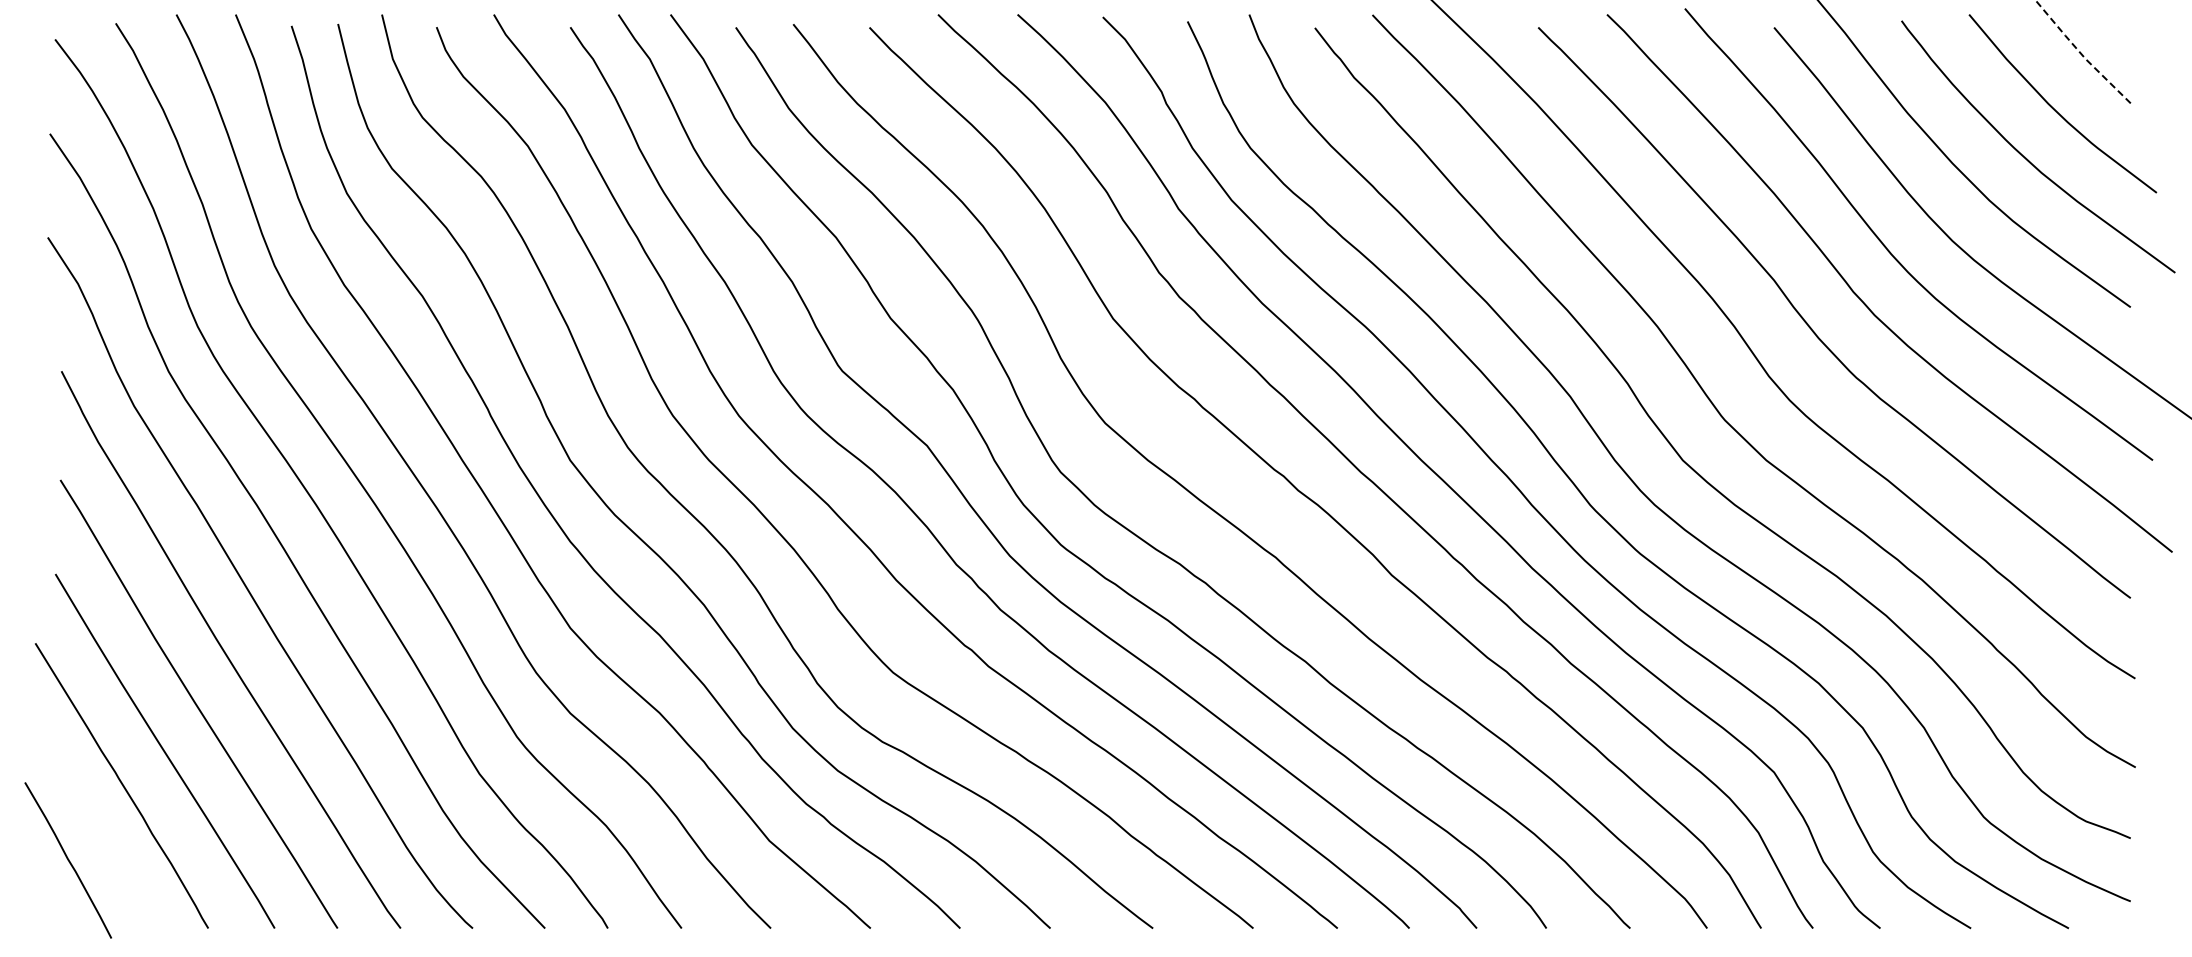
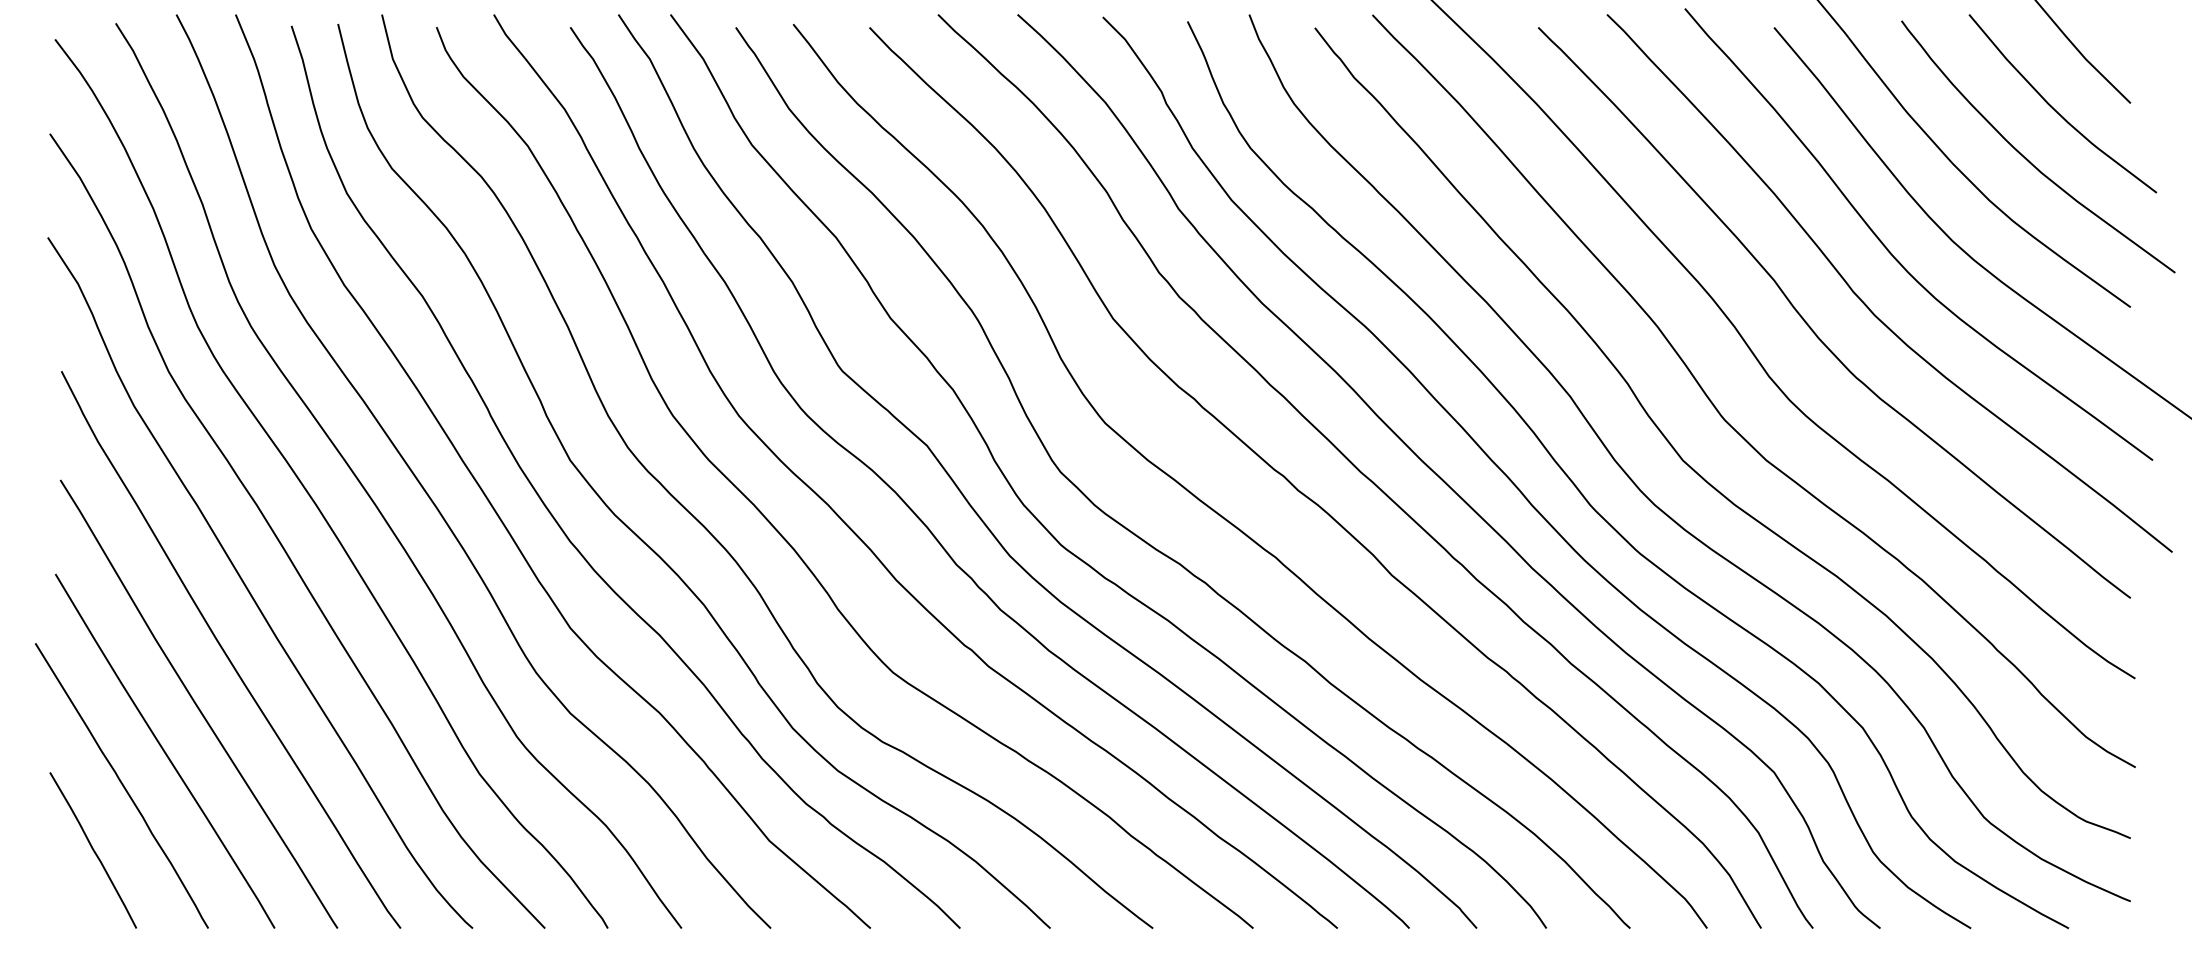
line: dashed -> solid (2081, 54)
curve position: (67, 860) -> (92, 850) (92, 850)
